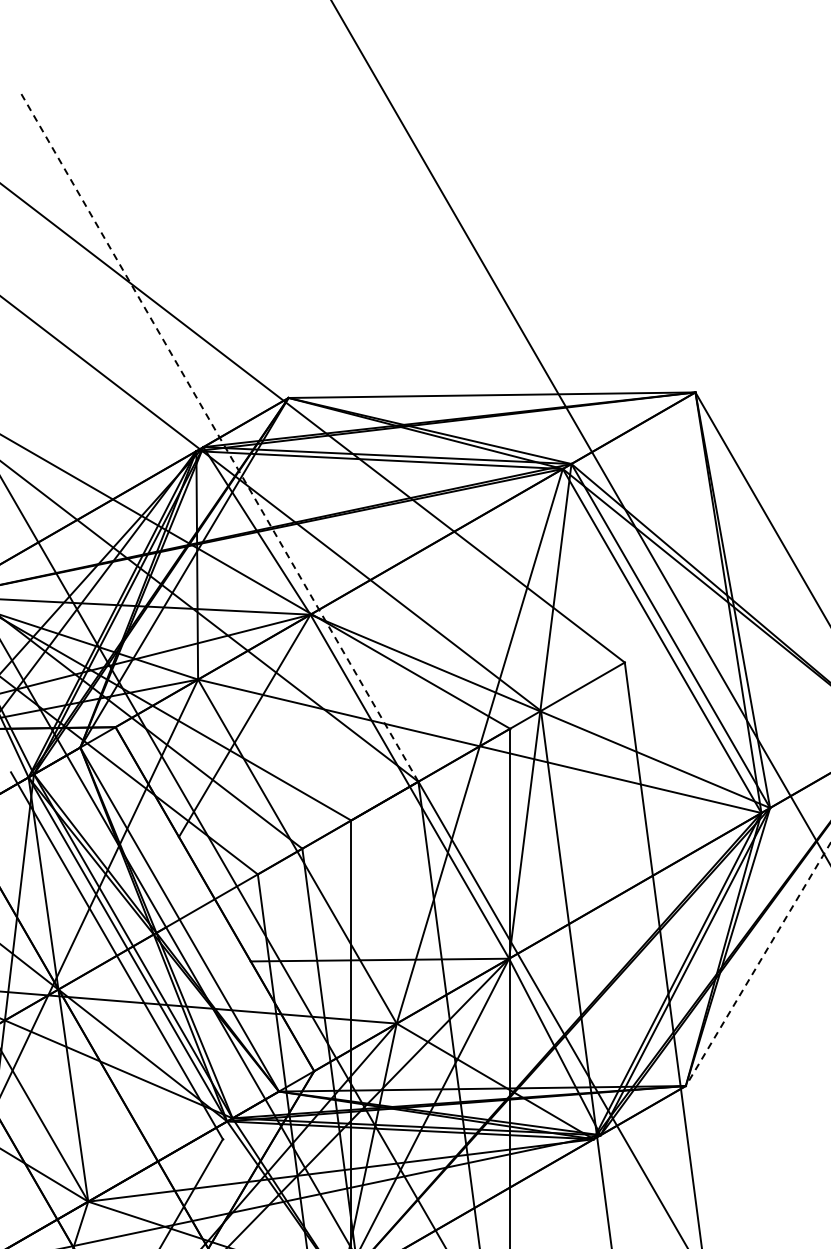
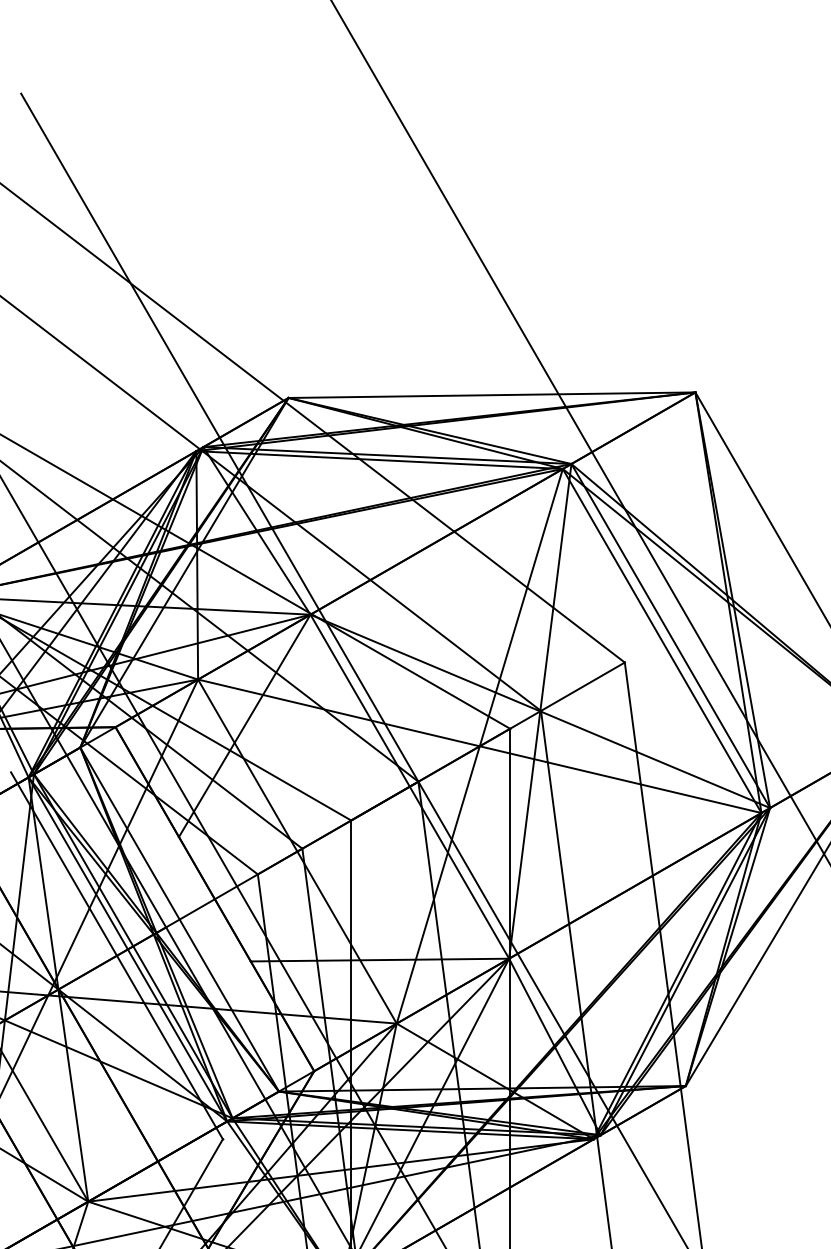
line: dashed -> solid (219, 437)
line: dashed -> solid (757, 964)
